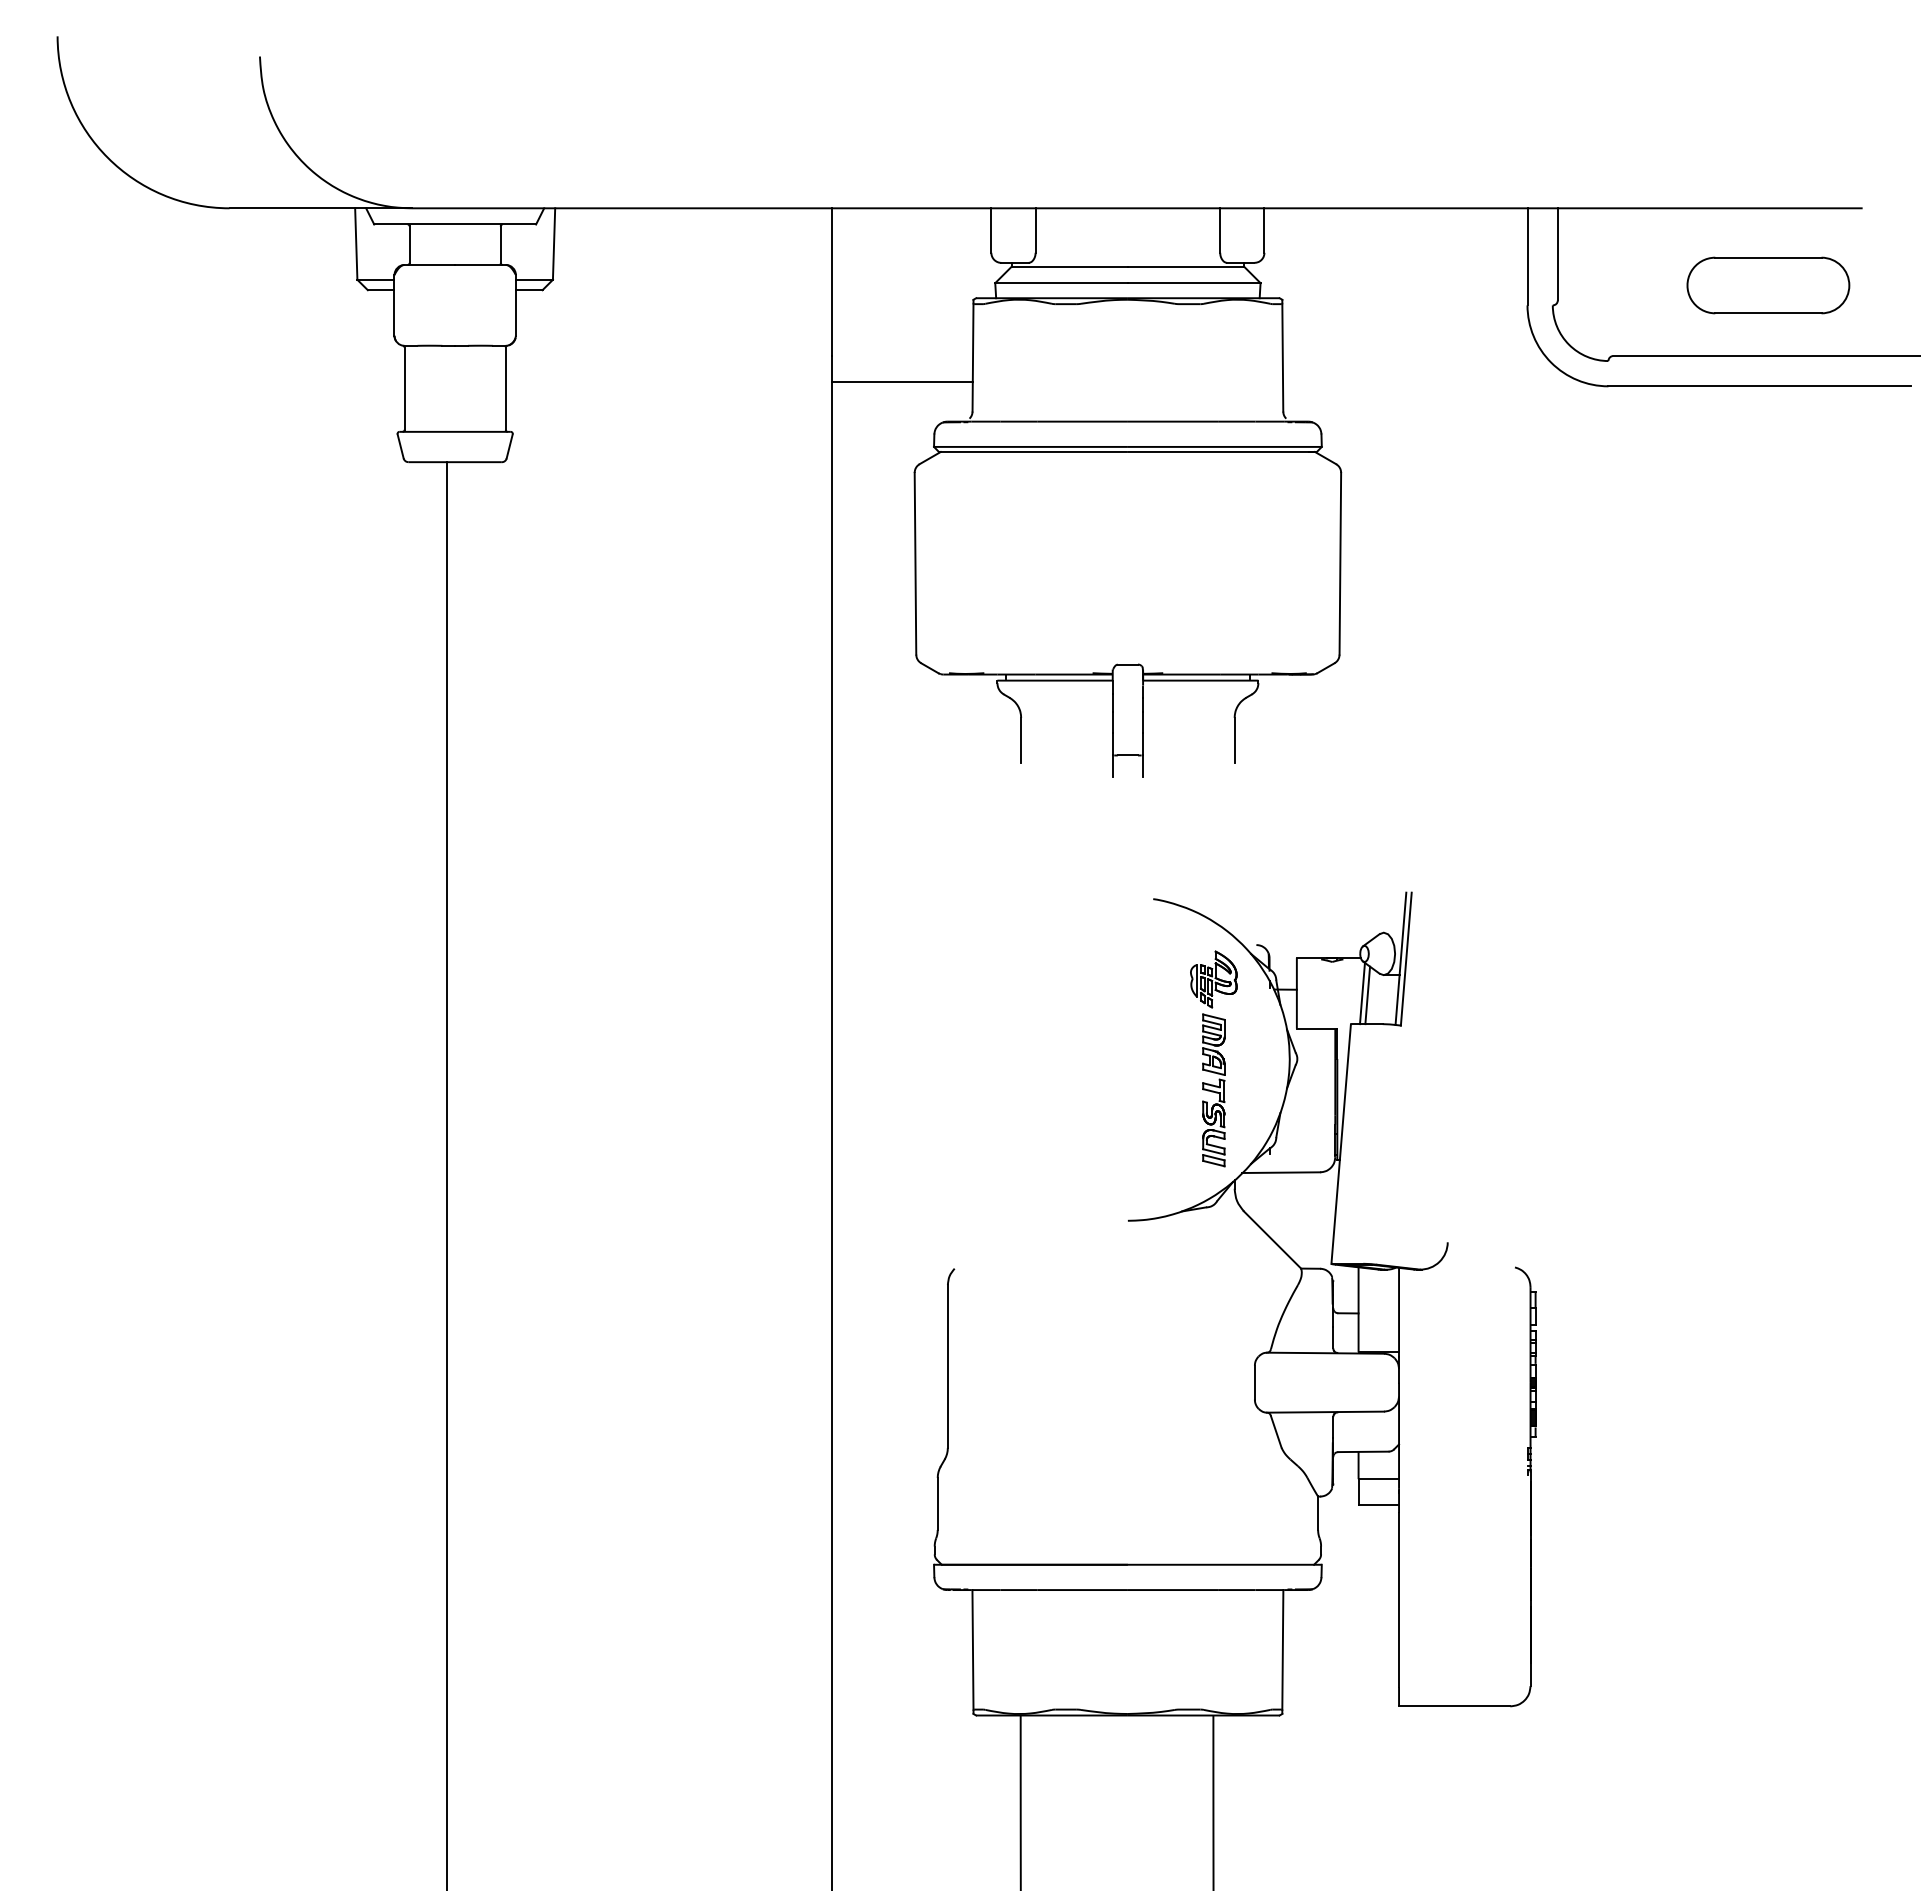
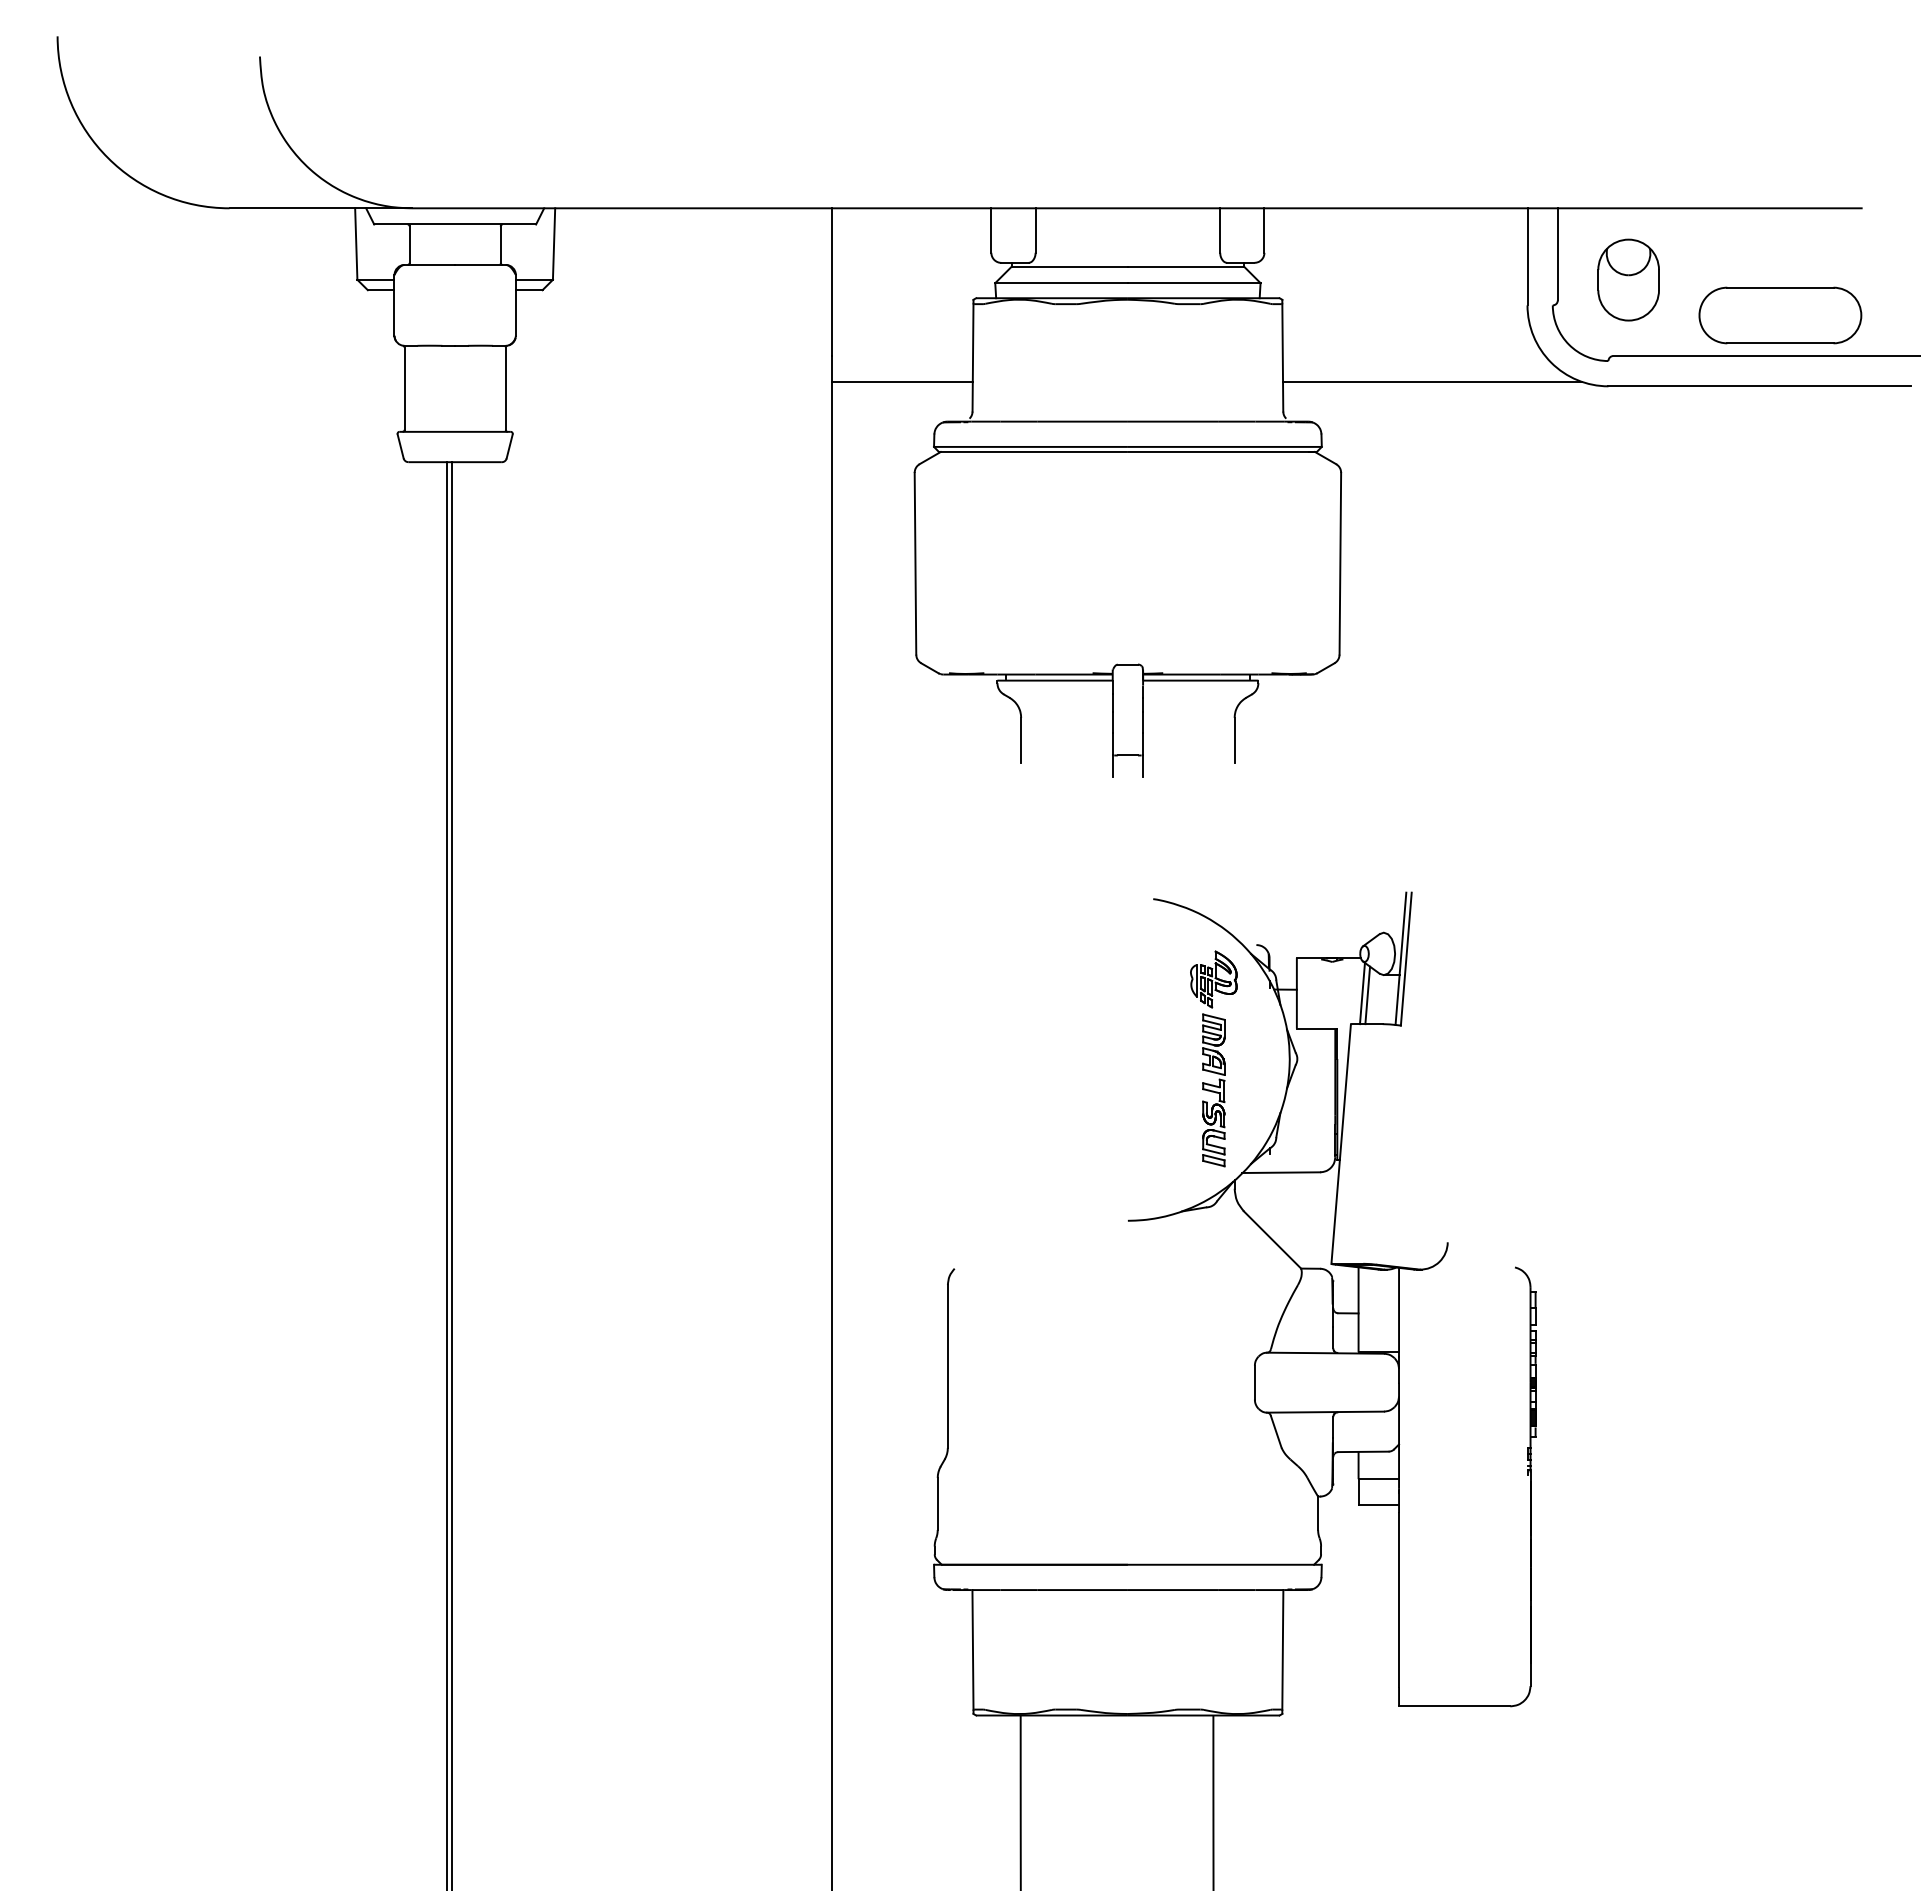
part: none -> present (1628, 279)
part position: (1768, 285) -> (1780, 315) (1780, 315)
line: none -> present (1432, 381)
line: none -> present (451, 1174)
